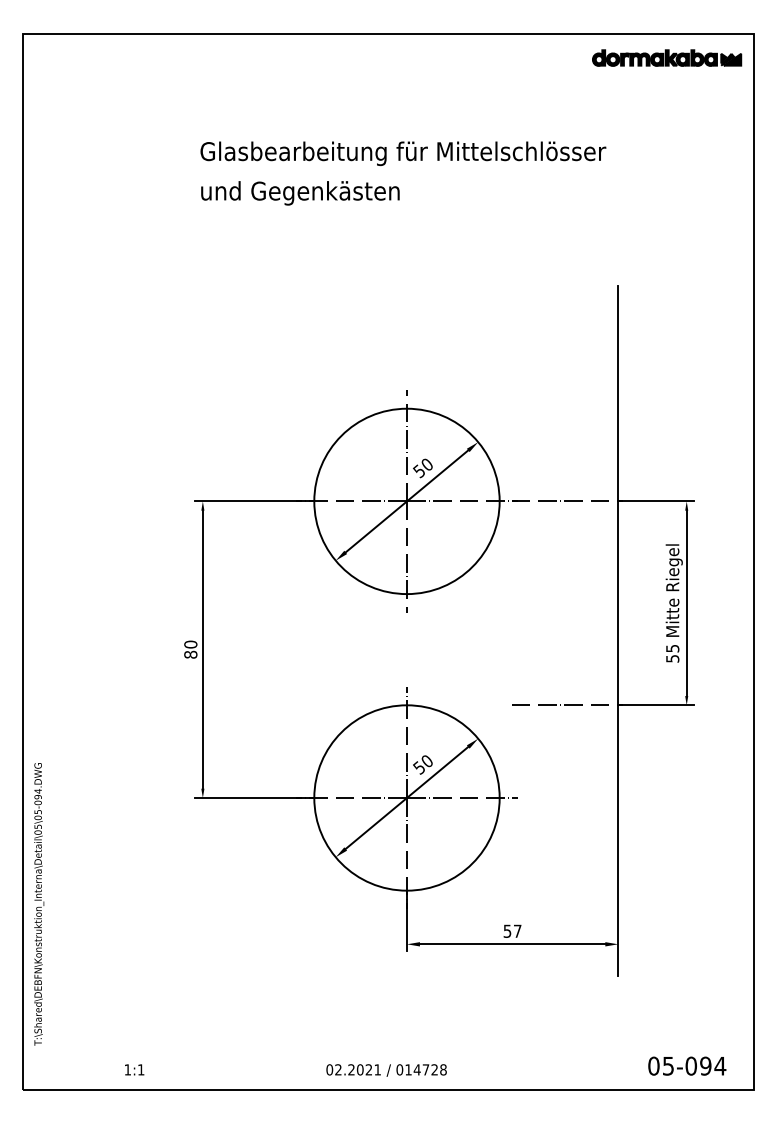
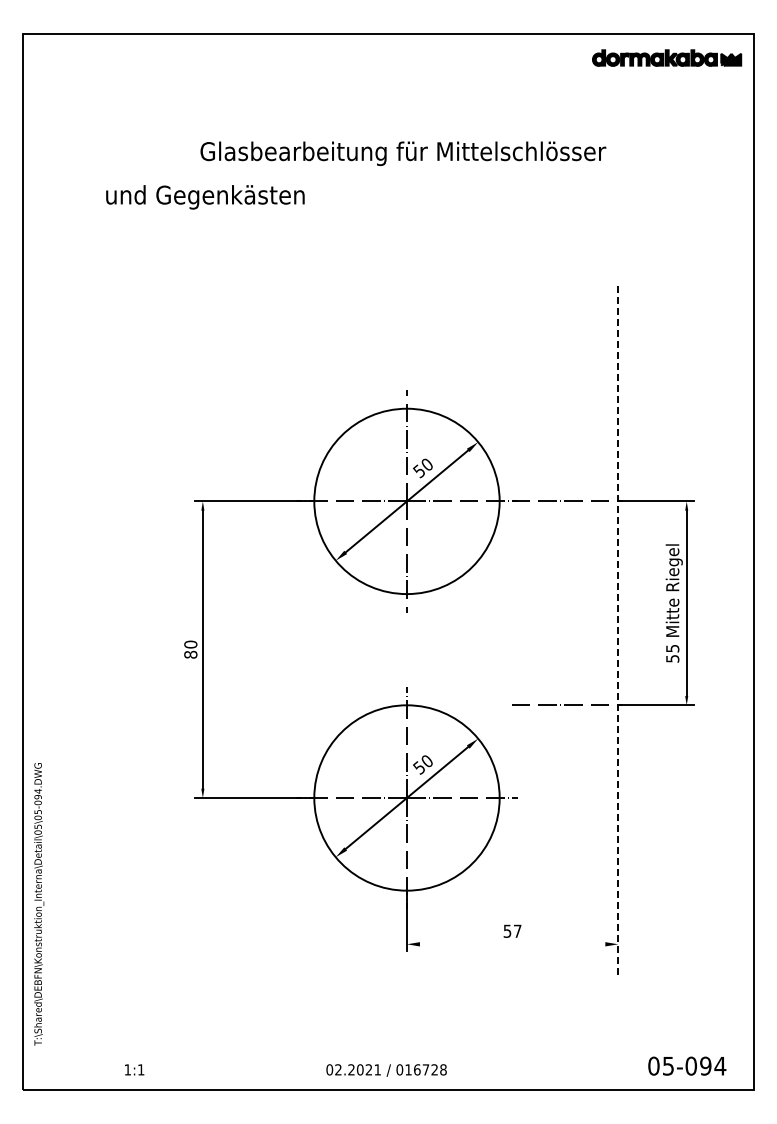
text position: (300, 193) -> (205, 197) (205, 197)
line: solid -> dashed (618, 630)
line: present -> none (512, 944)
text: 014728 -> 016728 (416, 1069)
